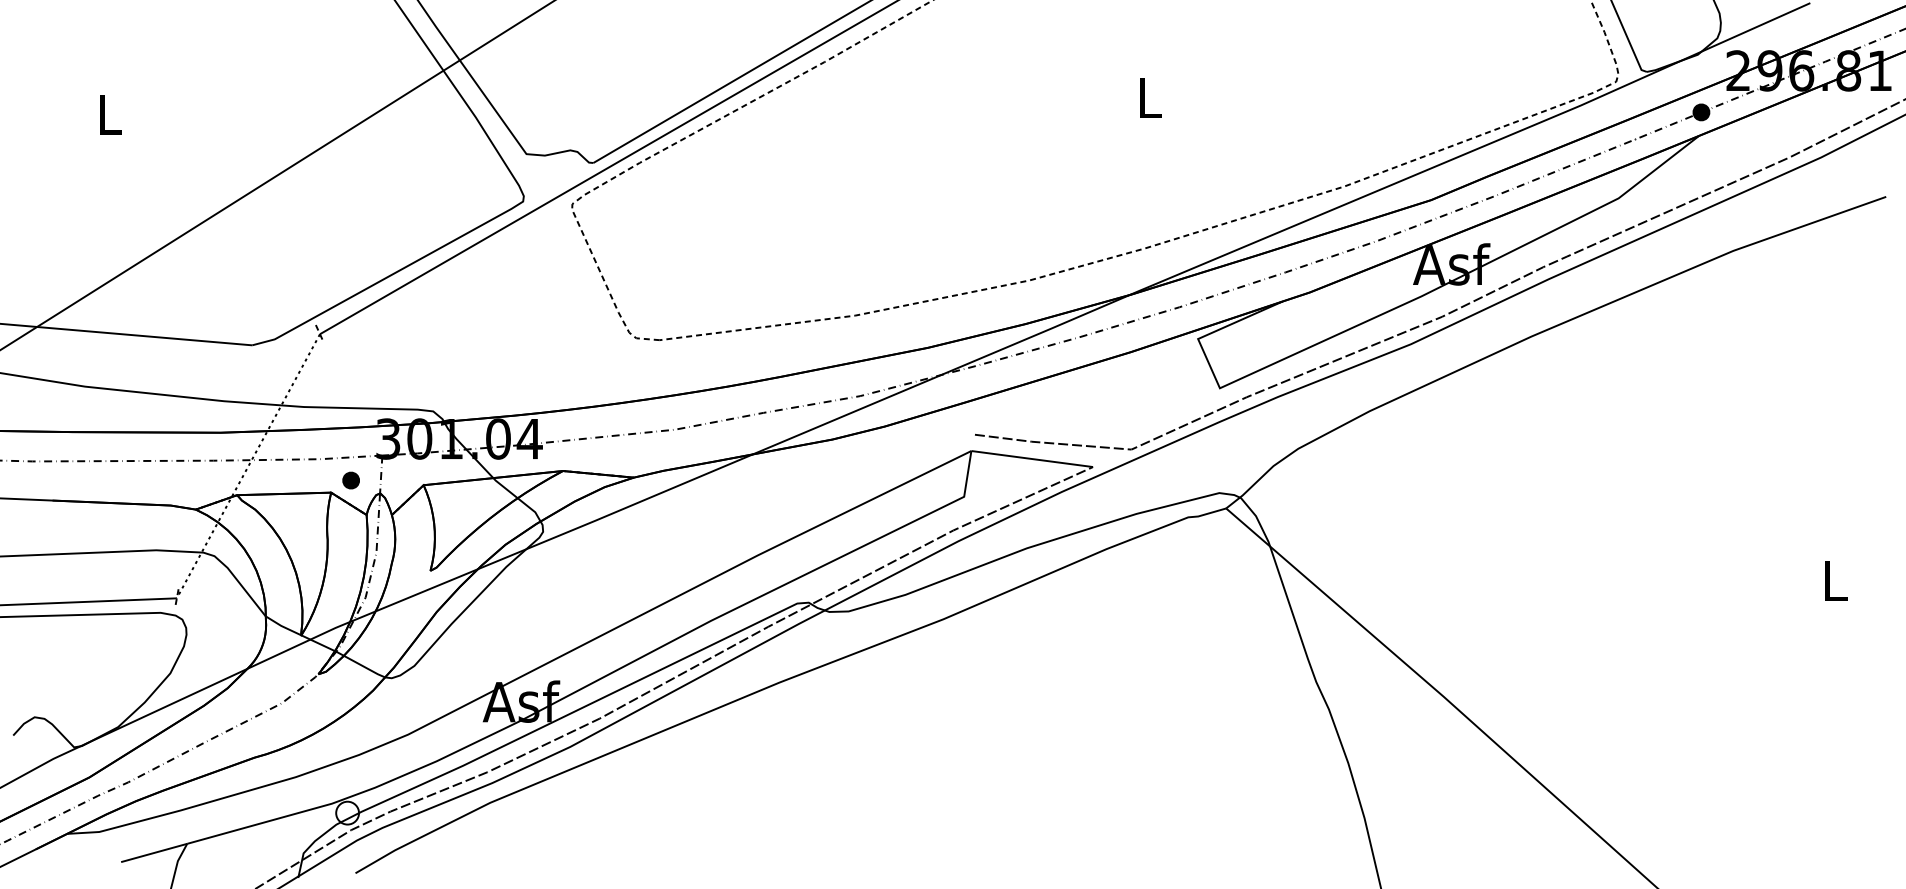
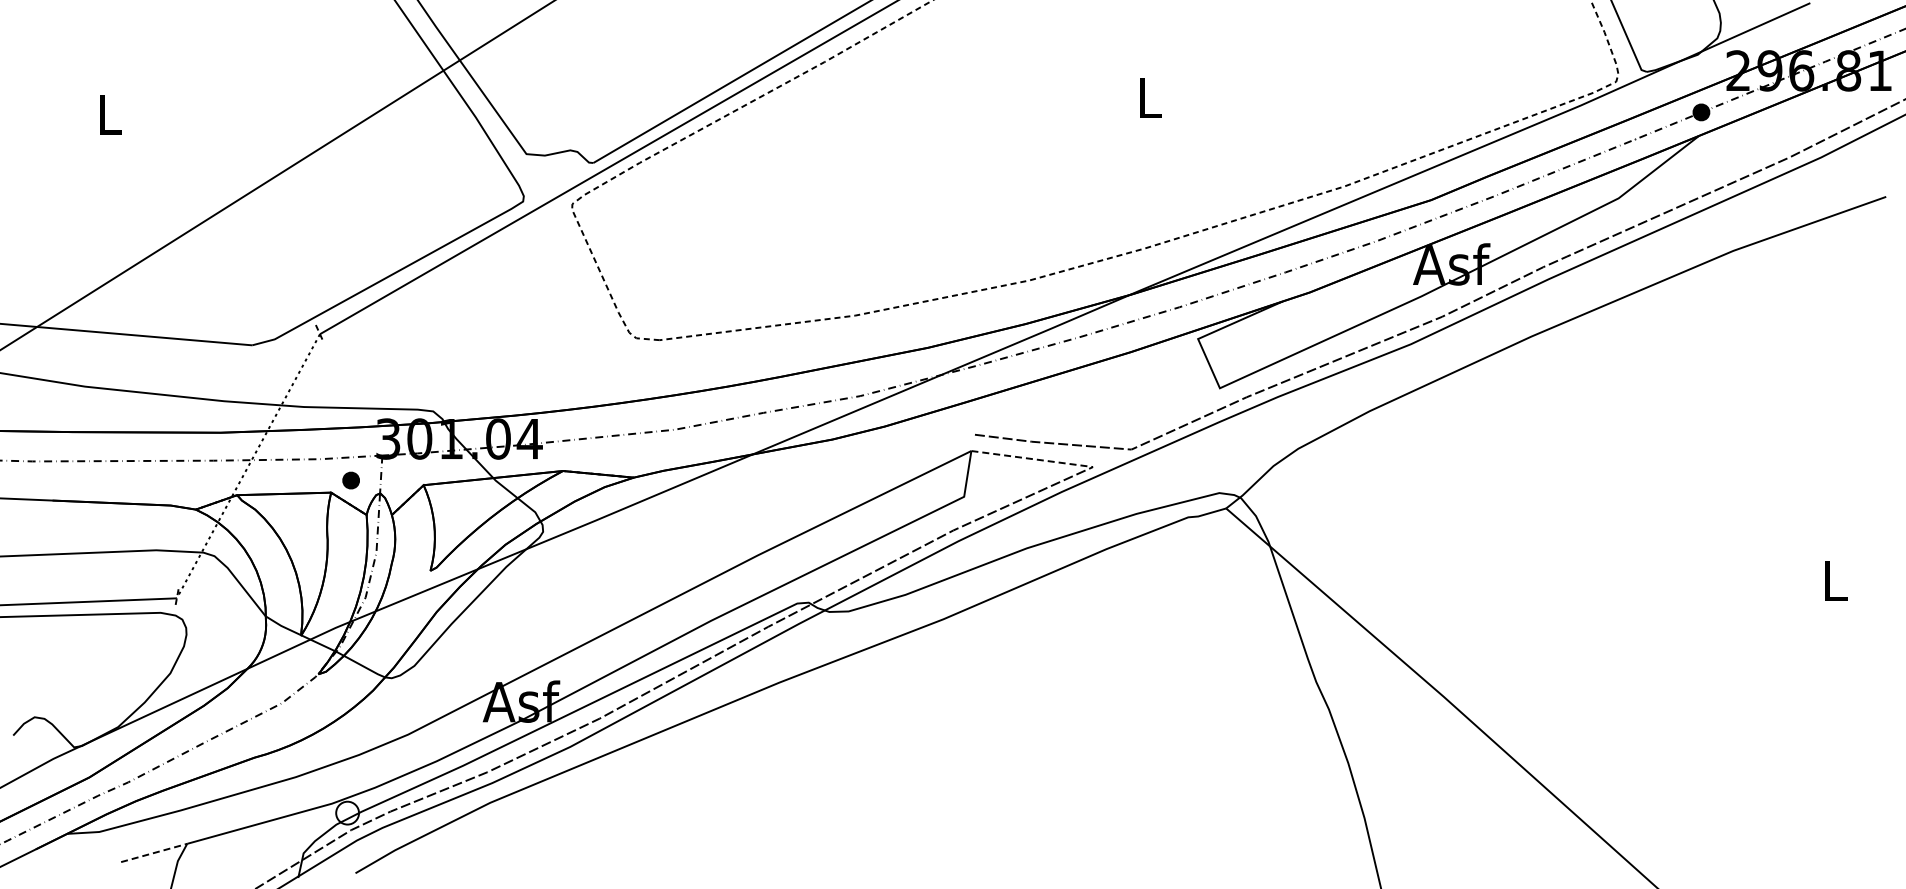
line: solid -> dashed (1032, 459)
line: solid -> dashed (154, 852)
